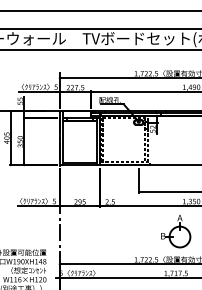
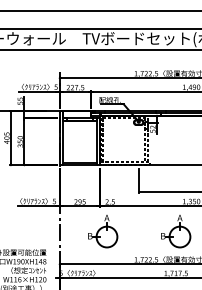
part: none -> present (103, 231)
